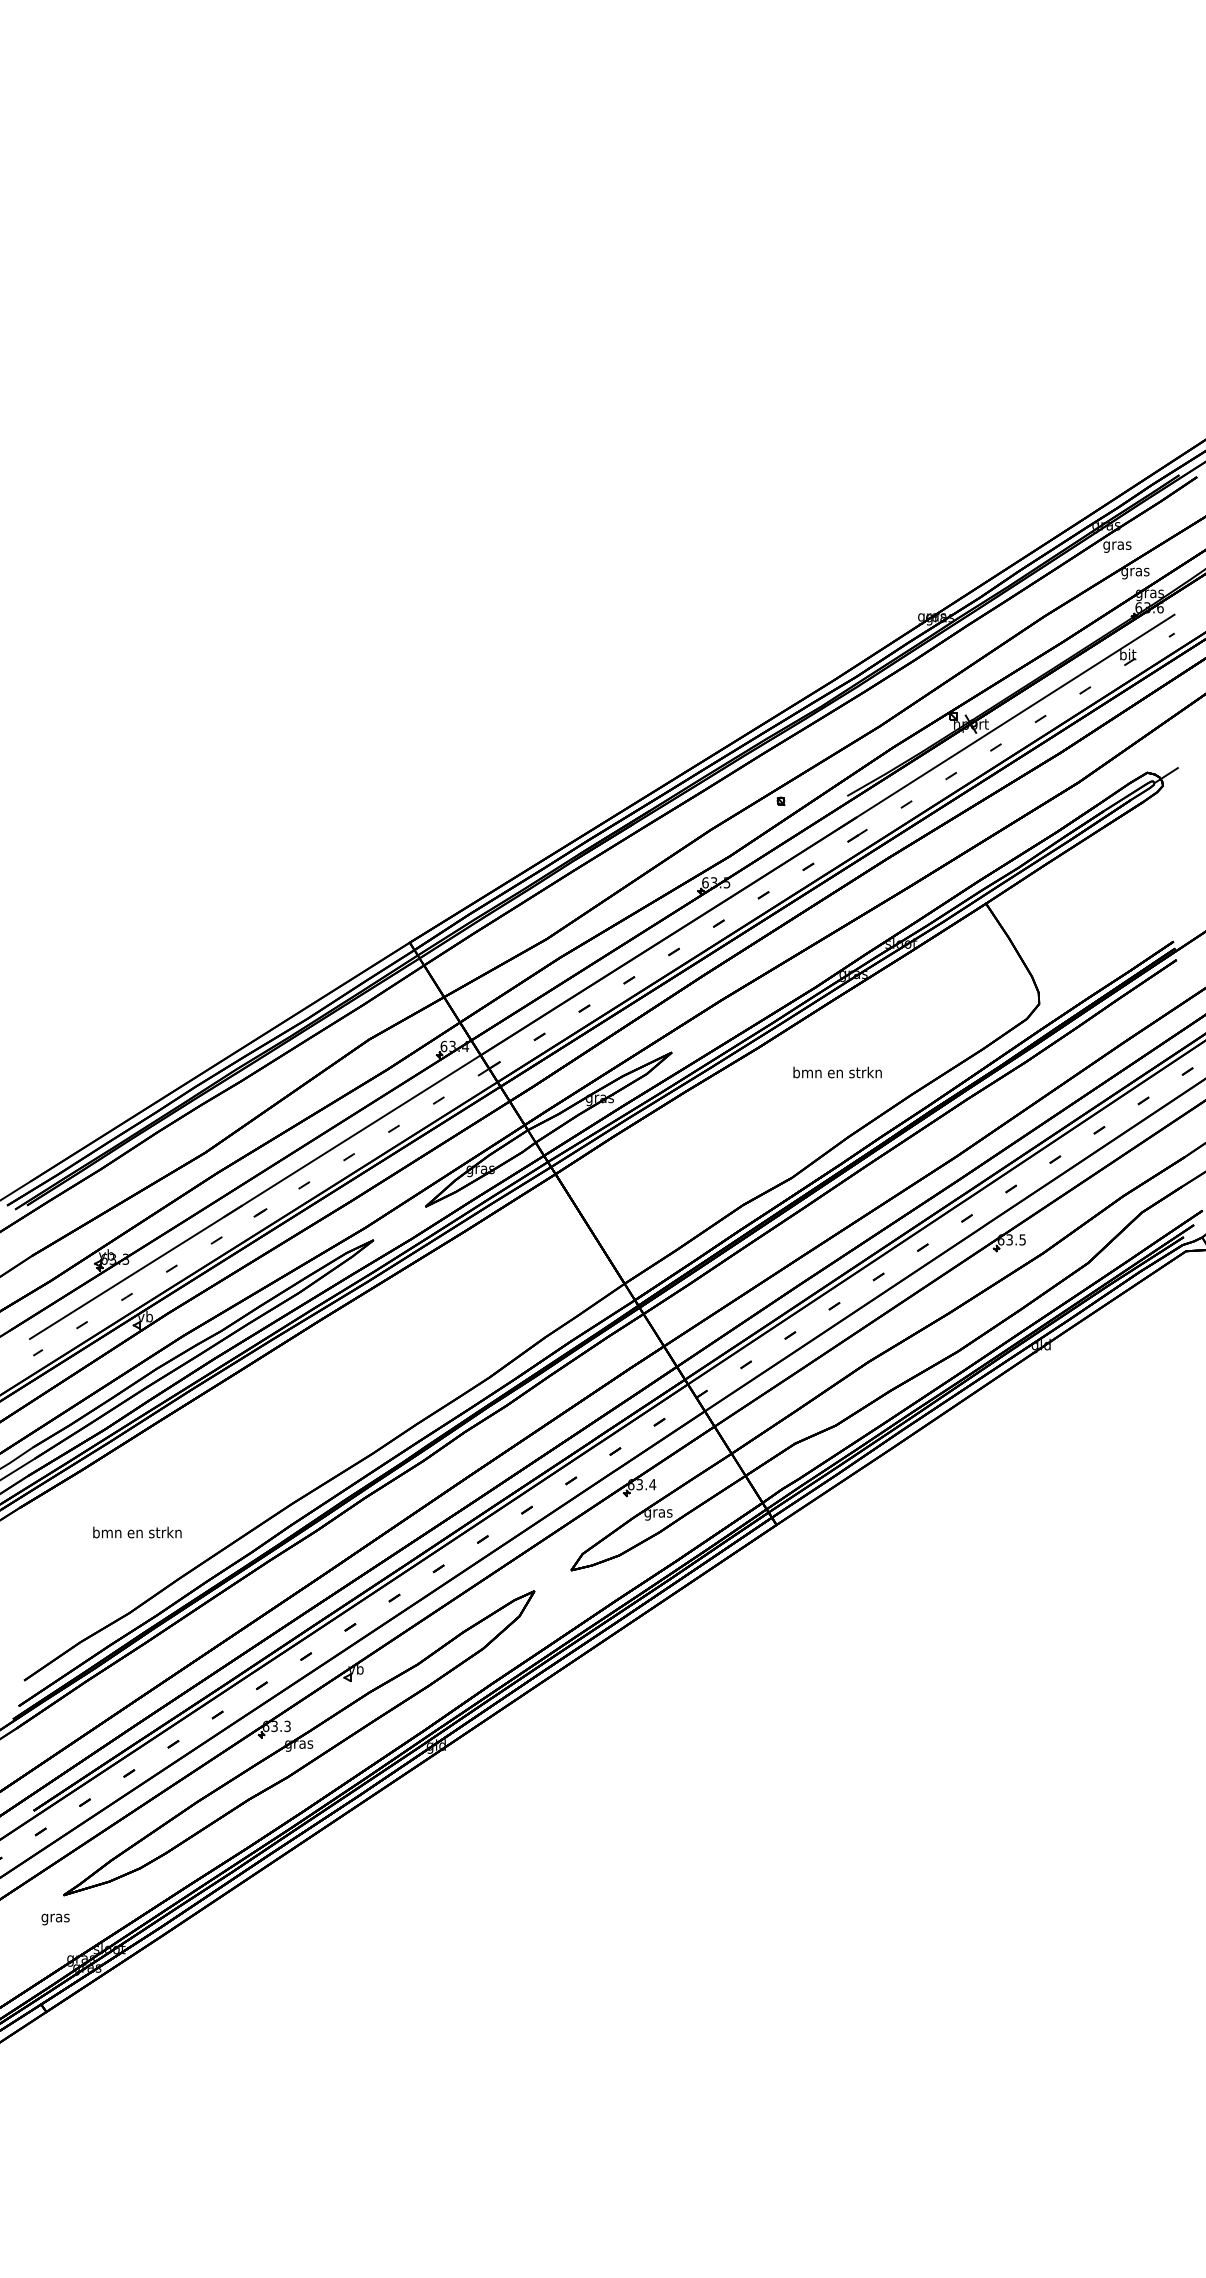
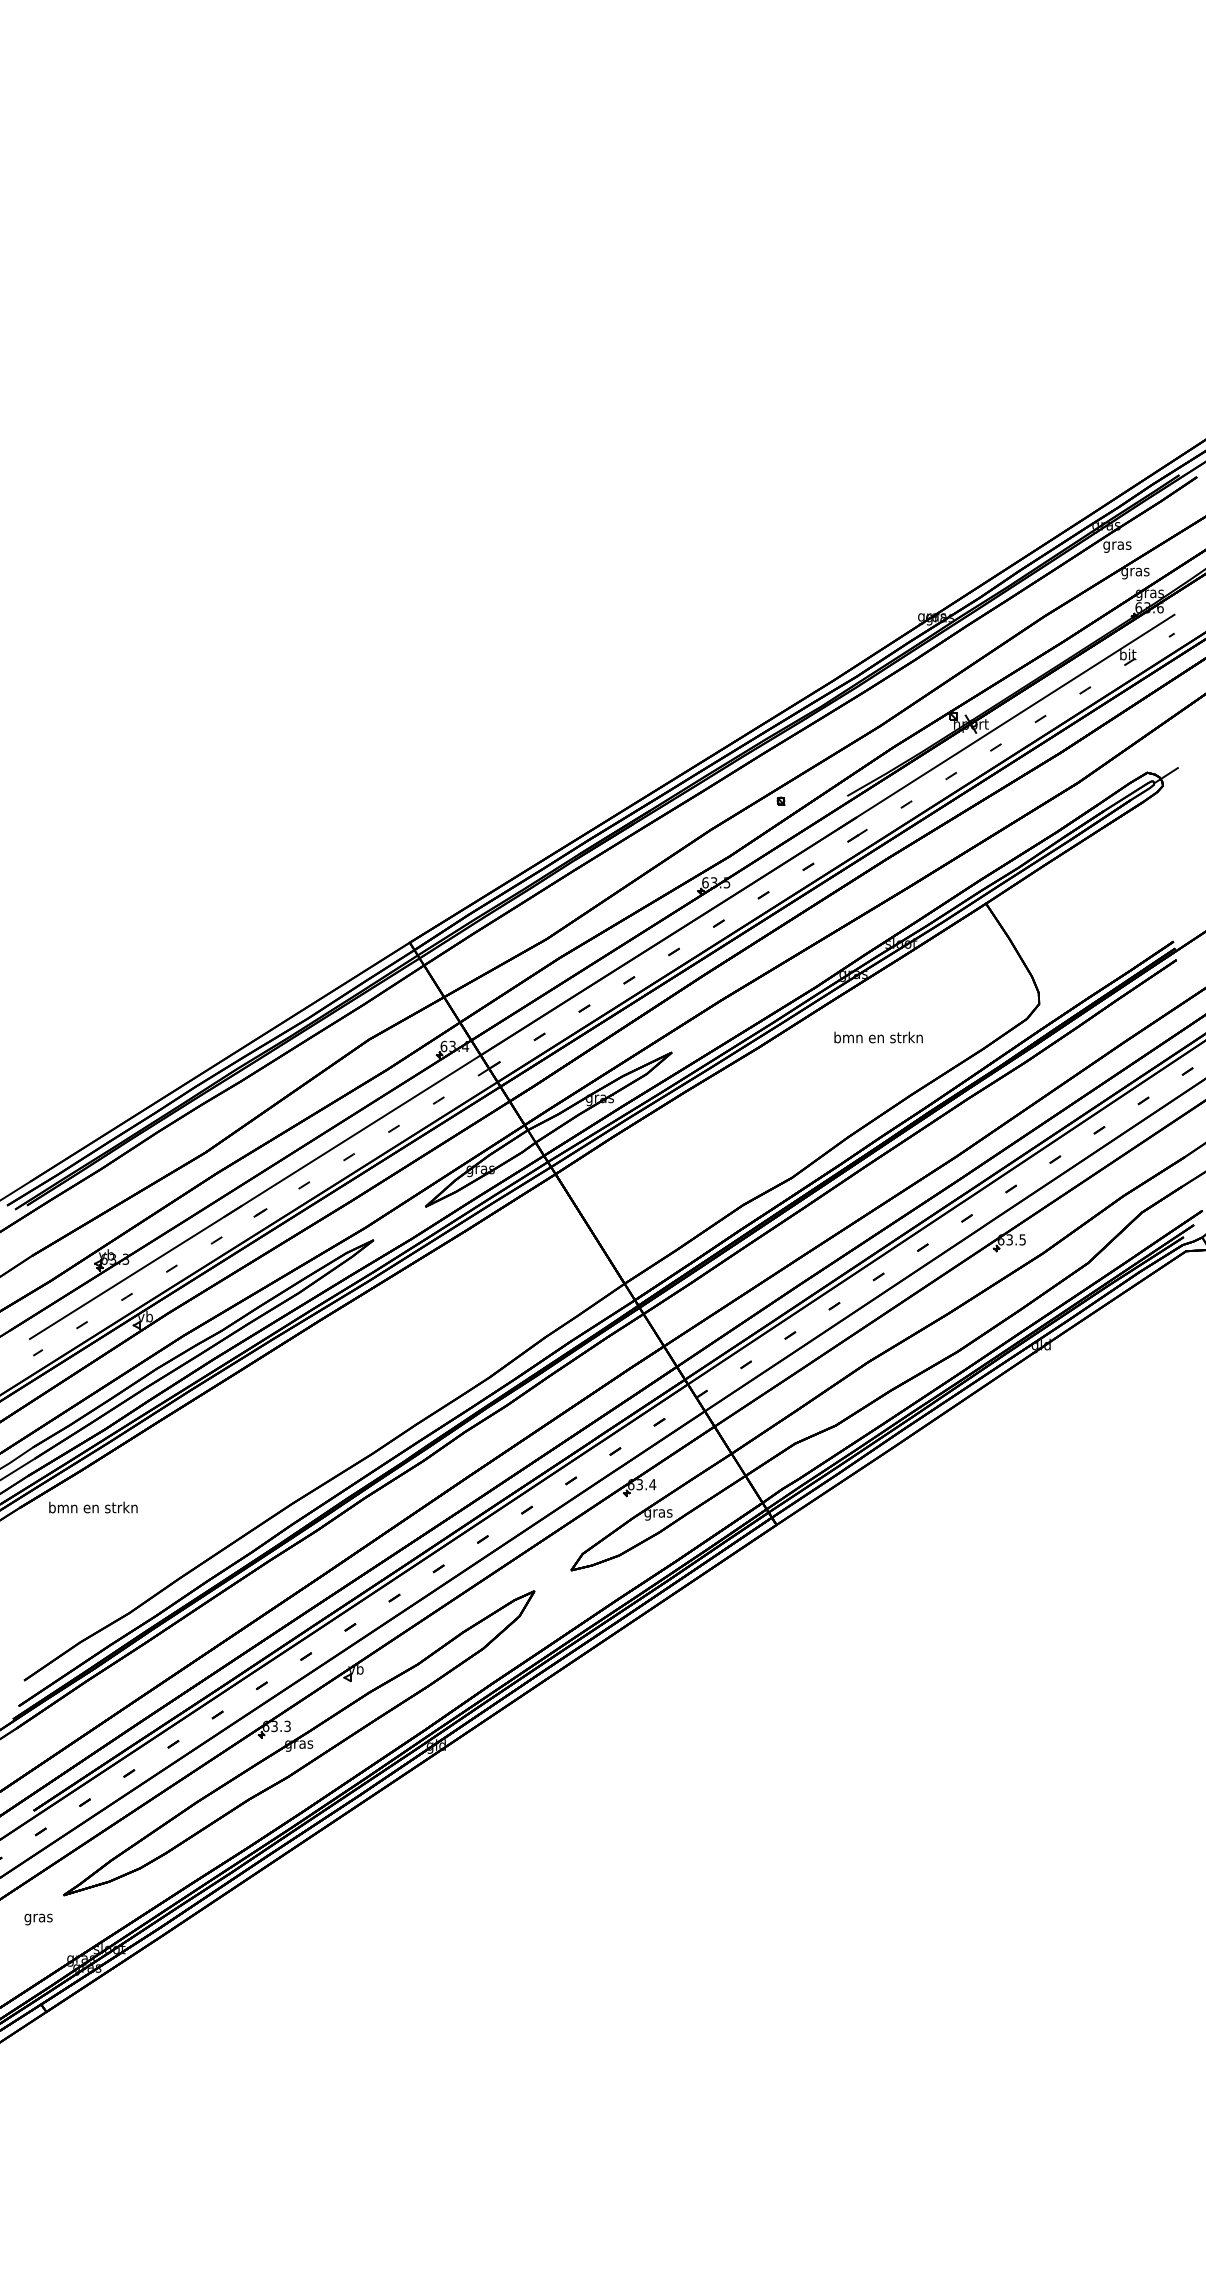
text position: (837, 1072) -> (878, 1037) (878, 1037)
text position: (137, 1532) -> (93, 1507) (93, 1507)
text position: (55, 1919) -> (38, 1919) (38, 1919)
